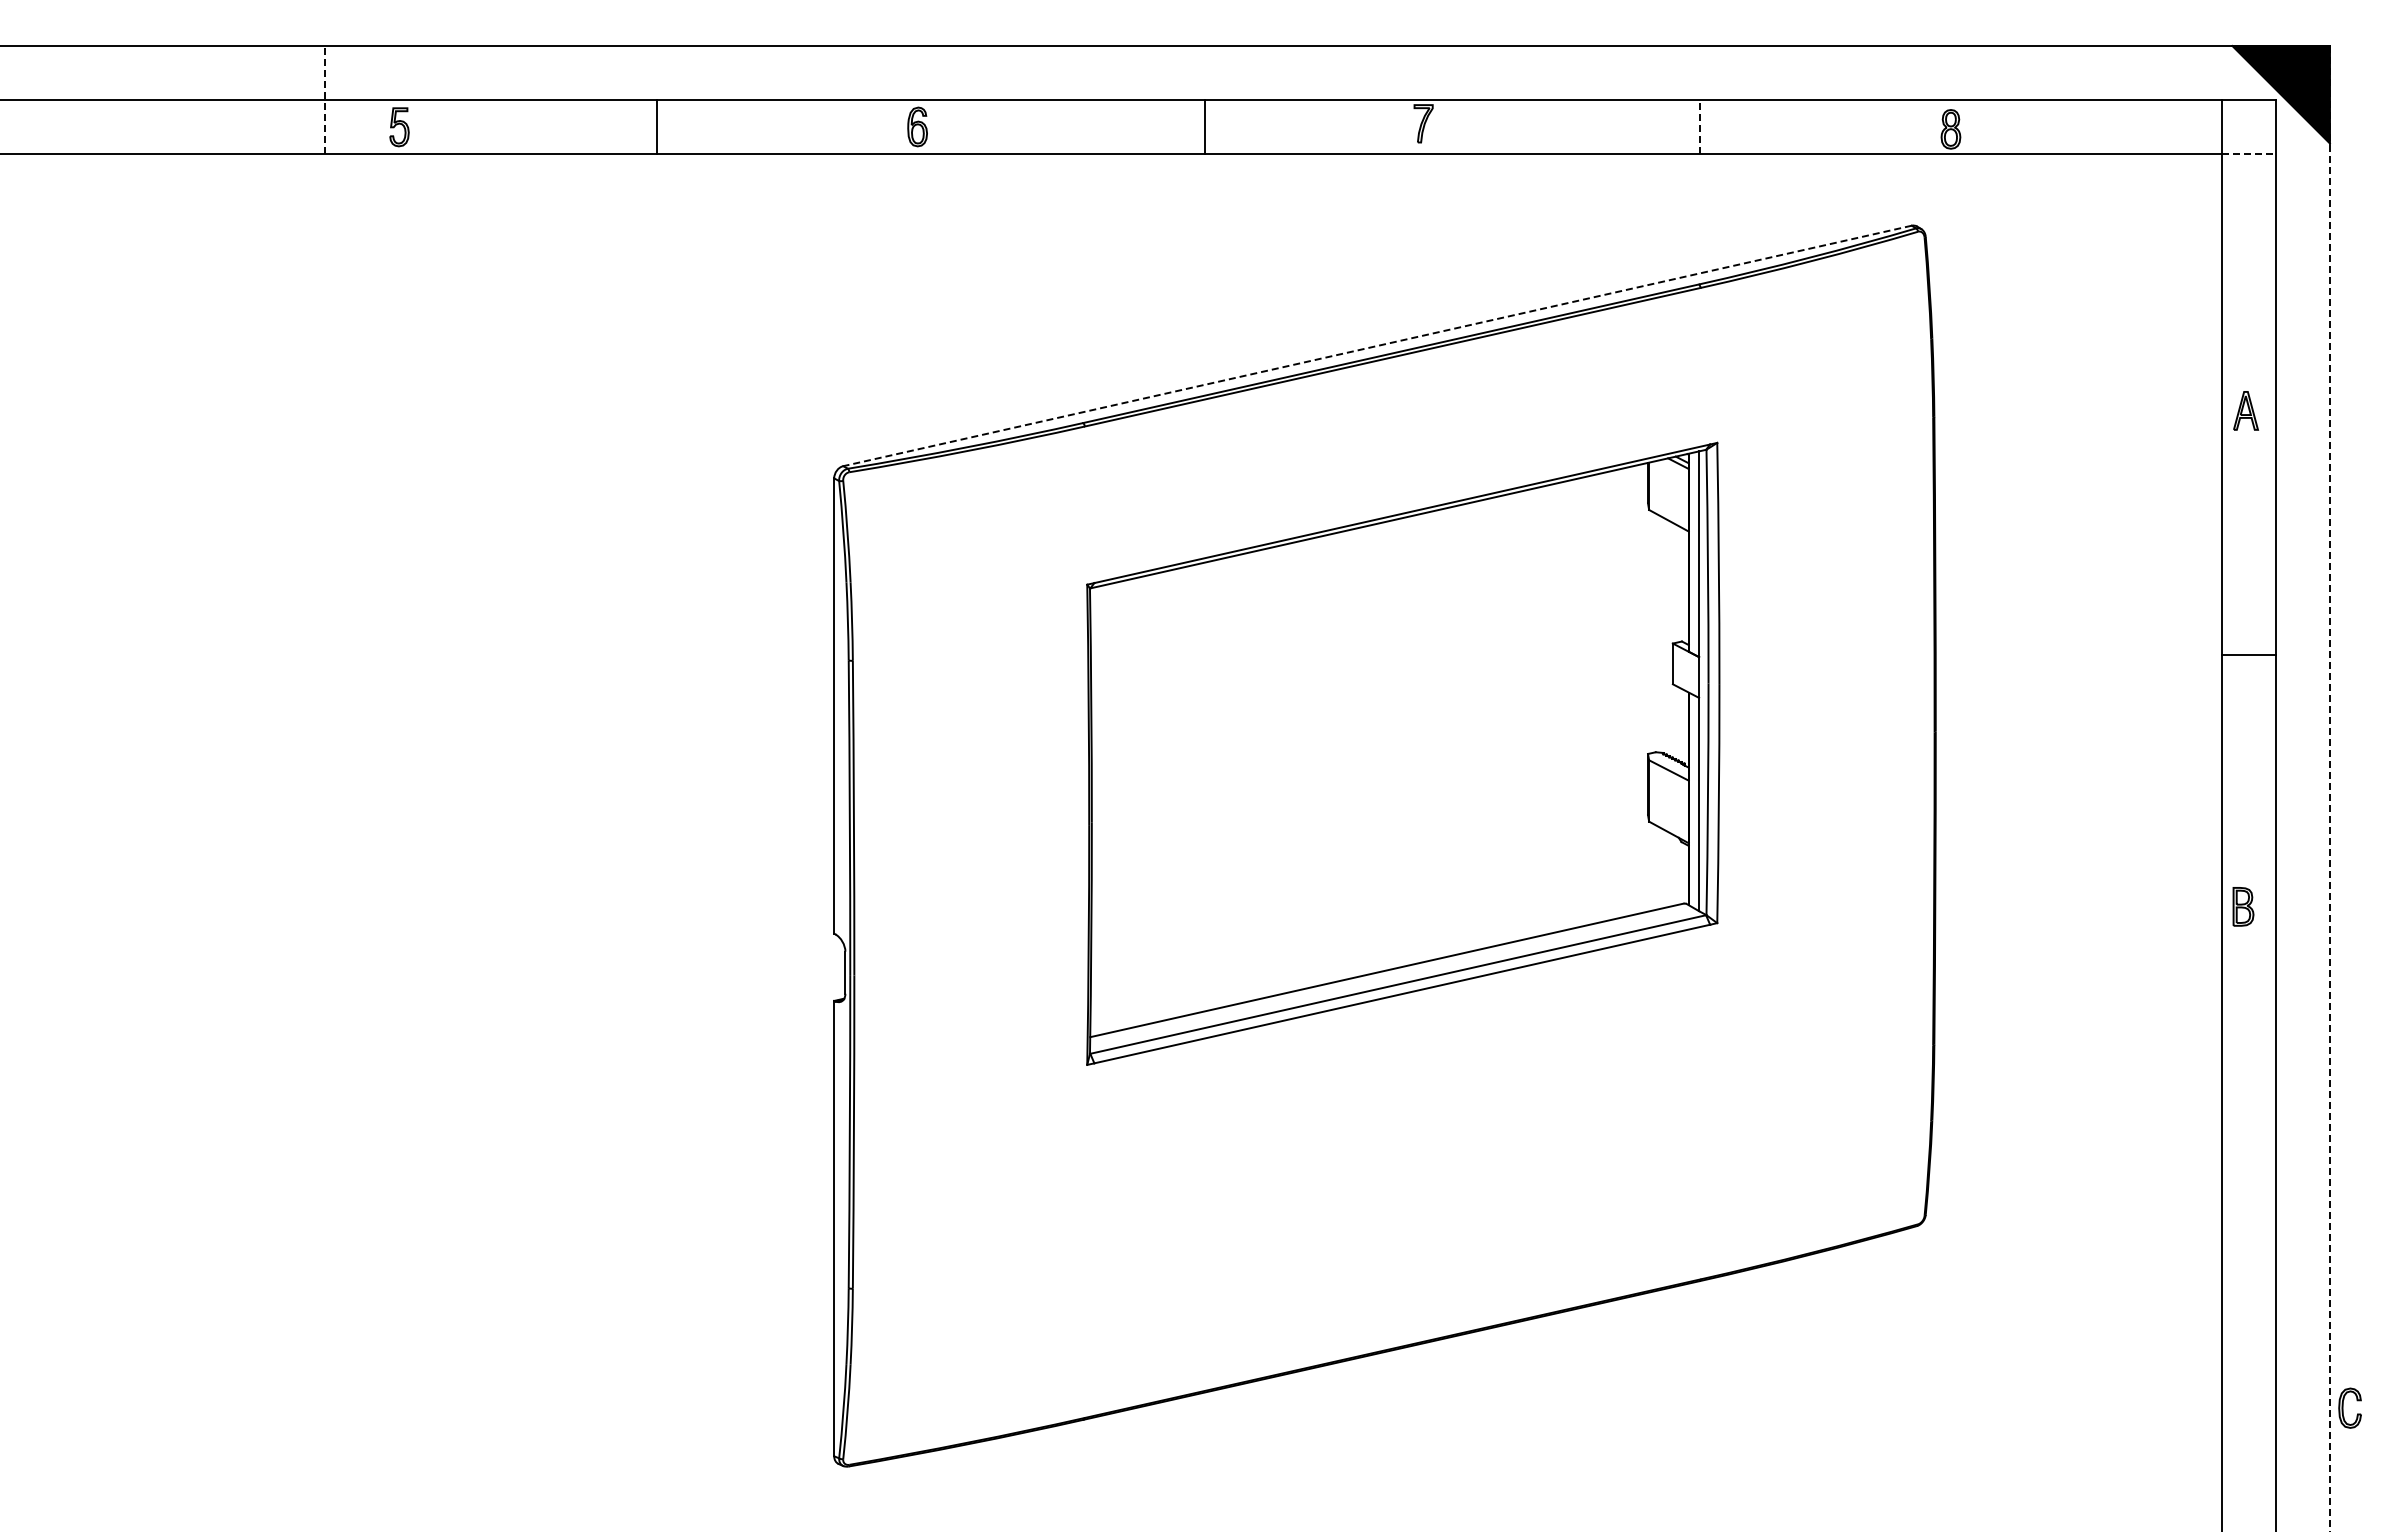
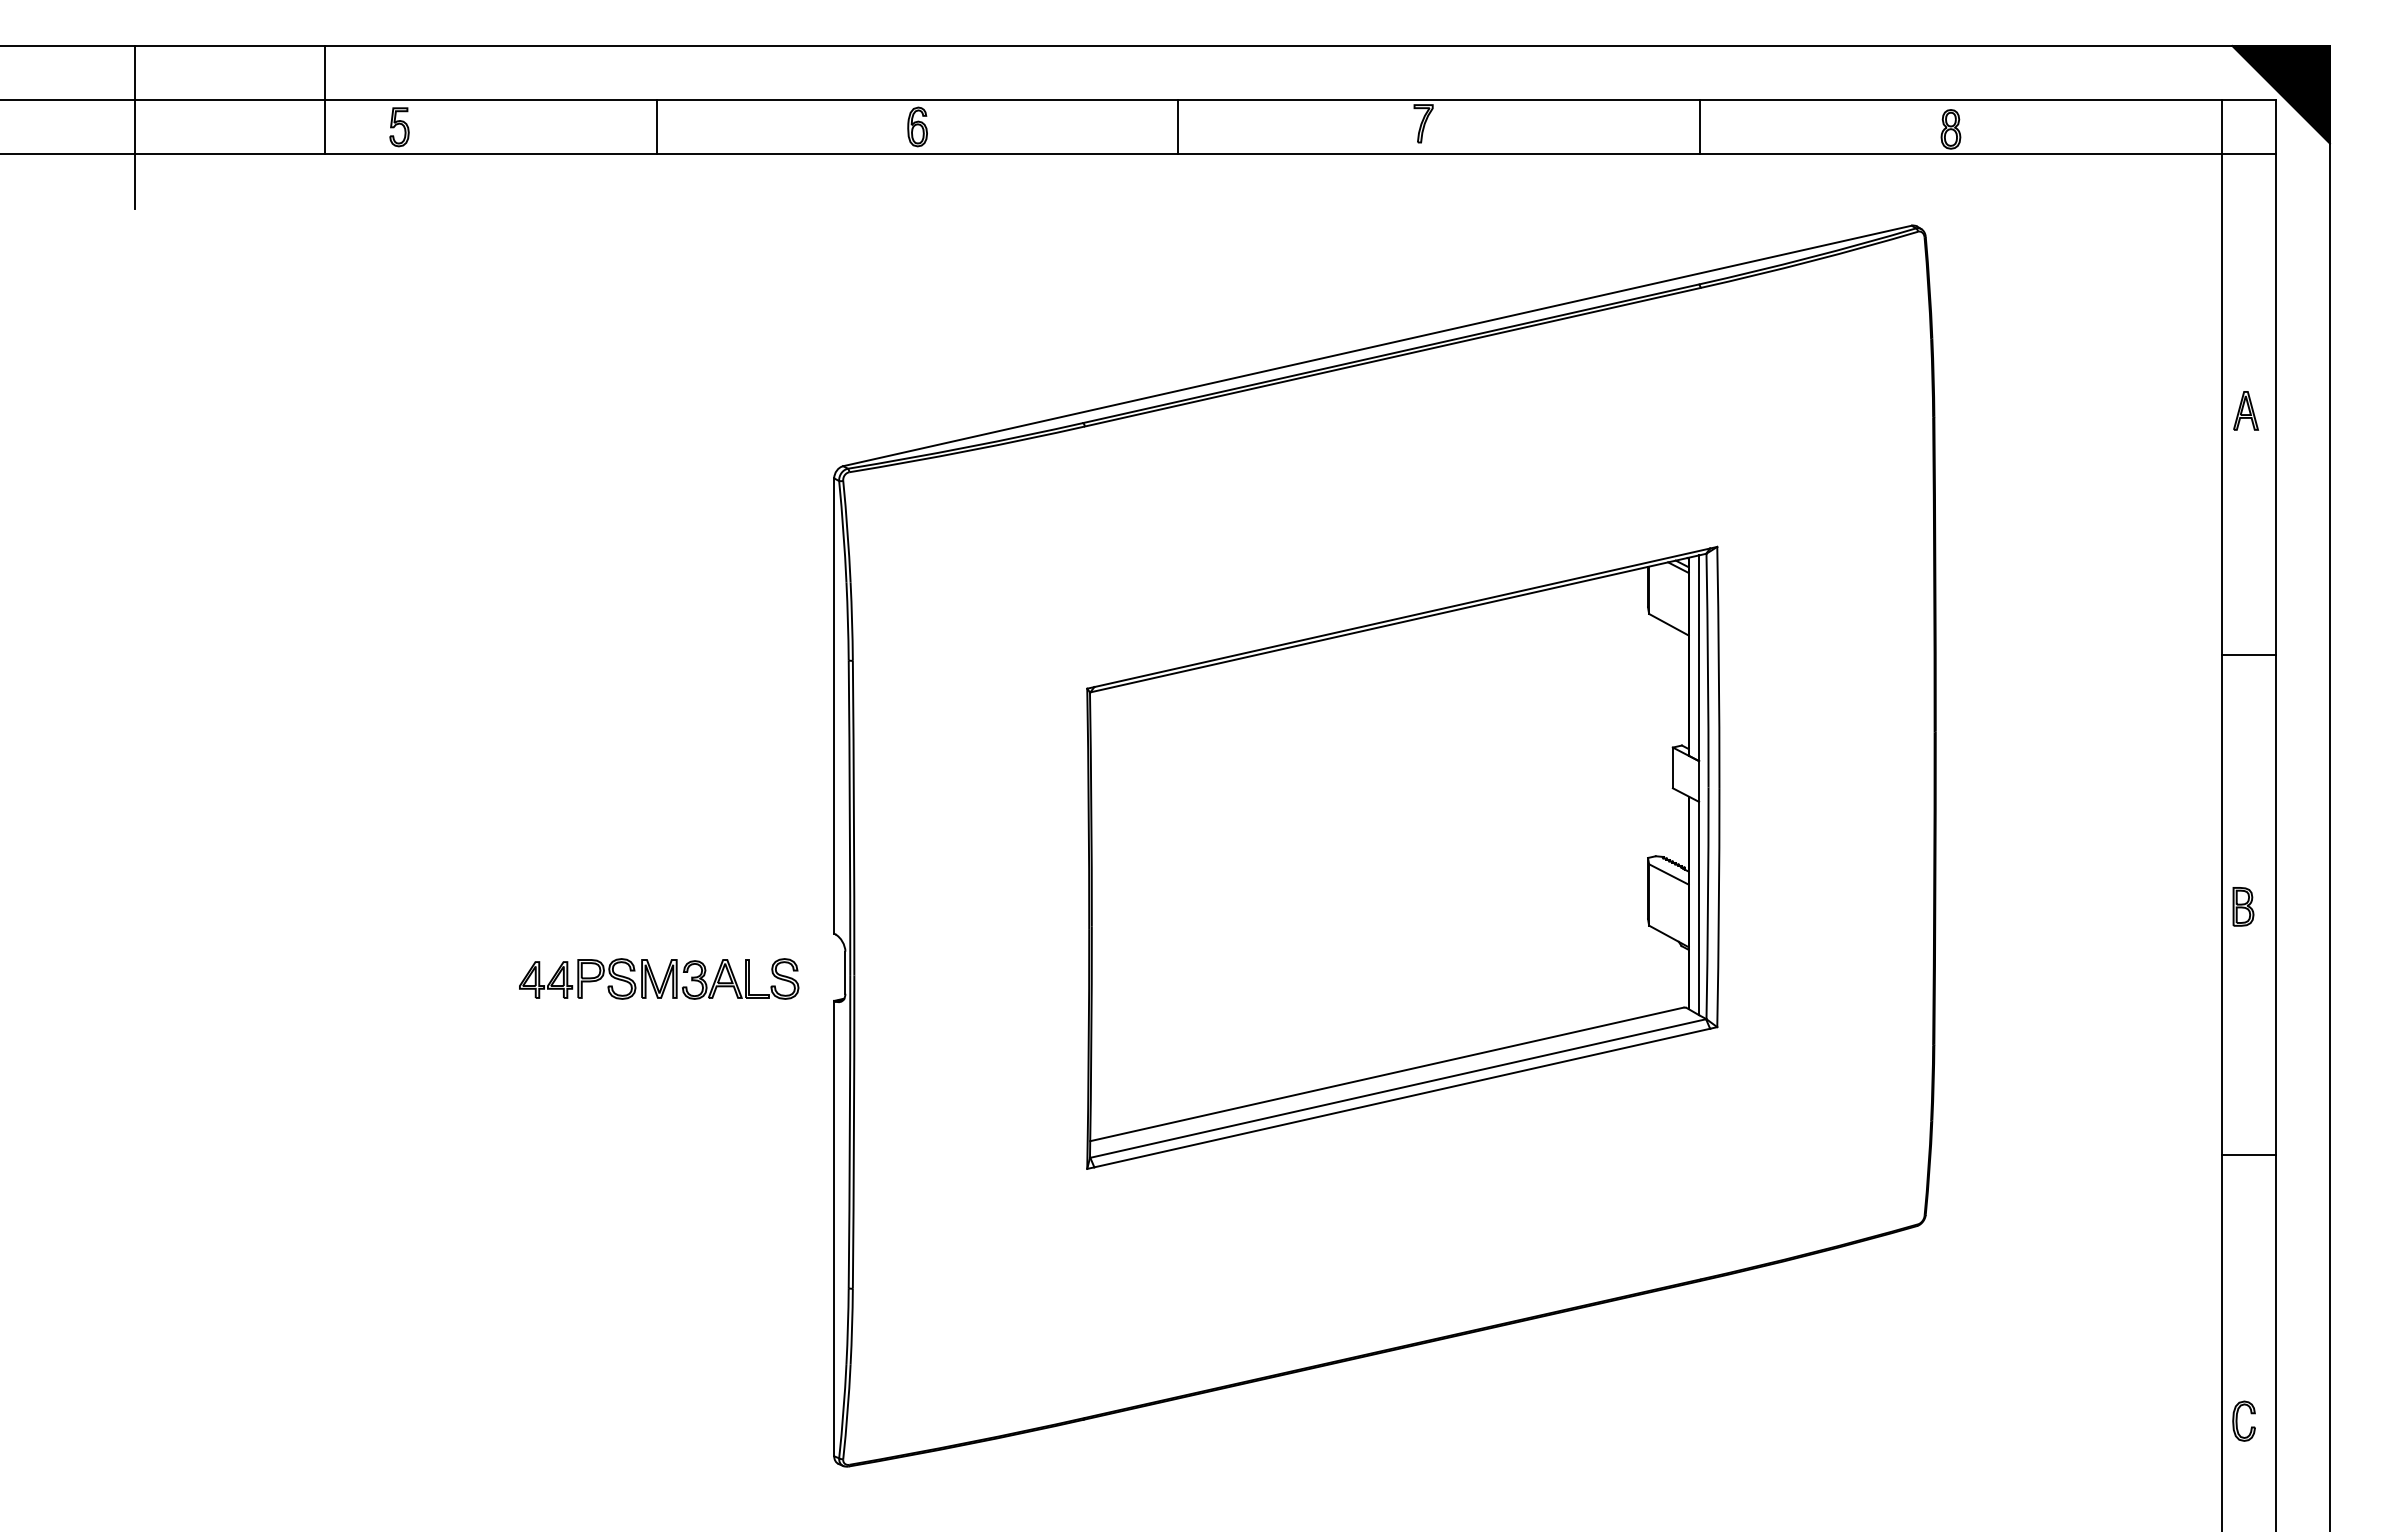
line: dashed -> solid (324, 99)
line: none -> present (134, 126)
line: dashed -> solid (1699, 126)
line position: (1205, 127) -> (1178, 127) (1178, 127)
line: dashed -> solid (2249, 154)
line: dashed -> solid (1377, 345)
part position: (1403, 753) -> (1403, 857) (1403, 857)
line: dashed -> solid (2329, 788)
part: none -> present (659, 978)
line: none -> present (2248, 1155)
part position: (2349, 1407) -> (2243, 1420) (2243, 1420)
